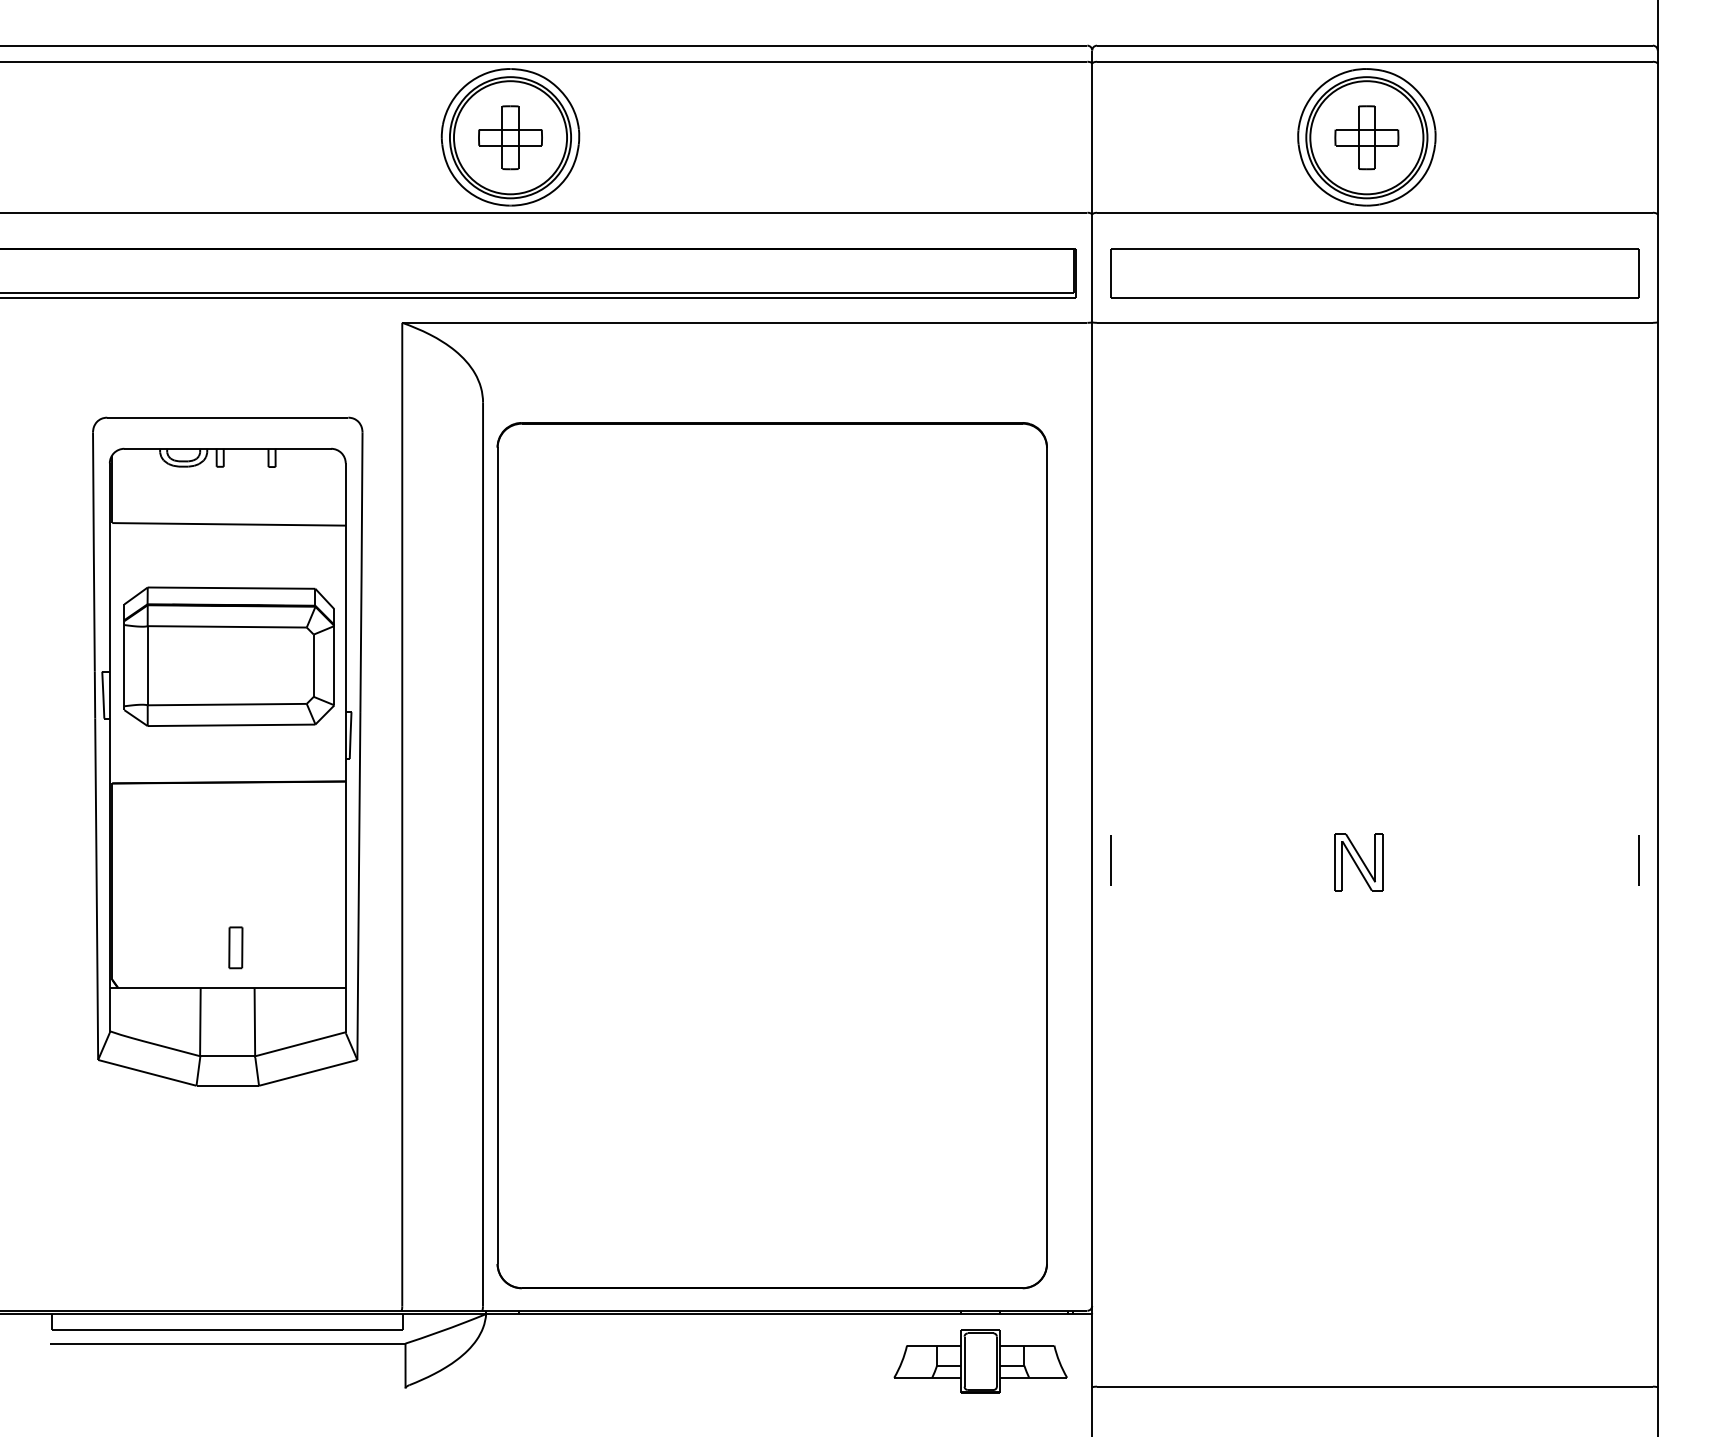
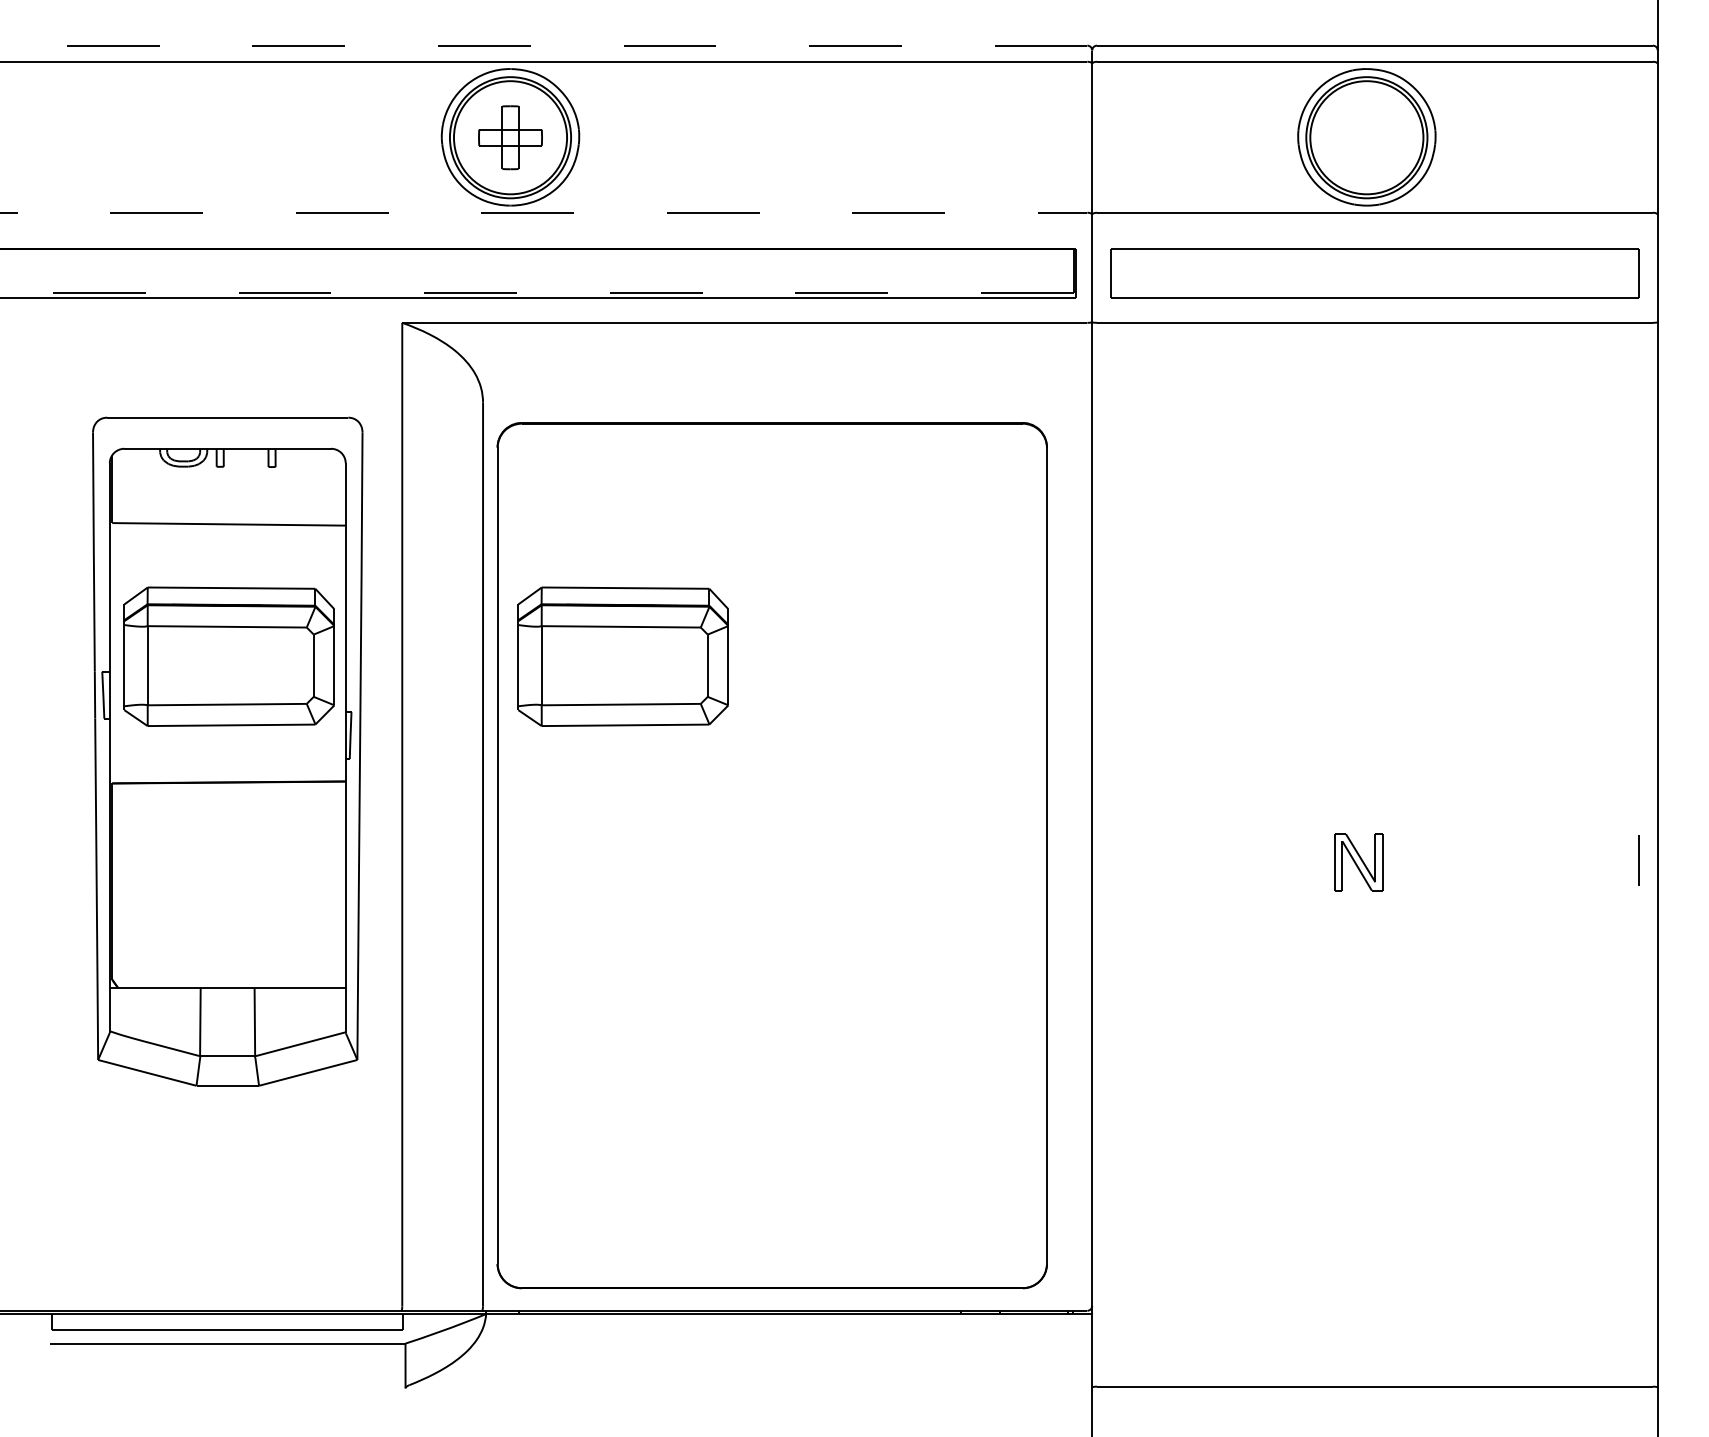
line: solid -> dashed (543, 45)
part: present -> none (1366, 137)
line: solid -> dashed (544, 212)
line: solid -> dashed (536, 293)
part: none -> present (622, 656)
line: present -> none (1110, 860)
part: present -> none (235, 947)
part: present -> none (980, 1361)
